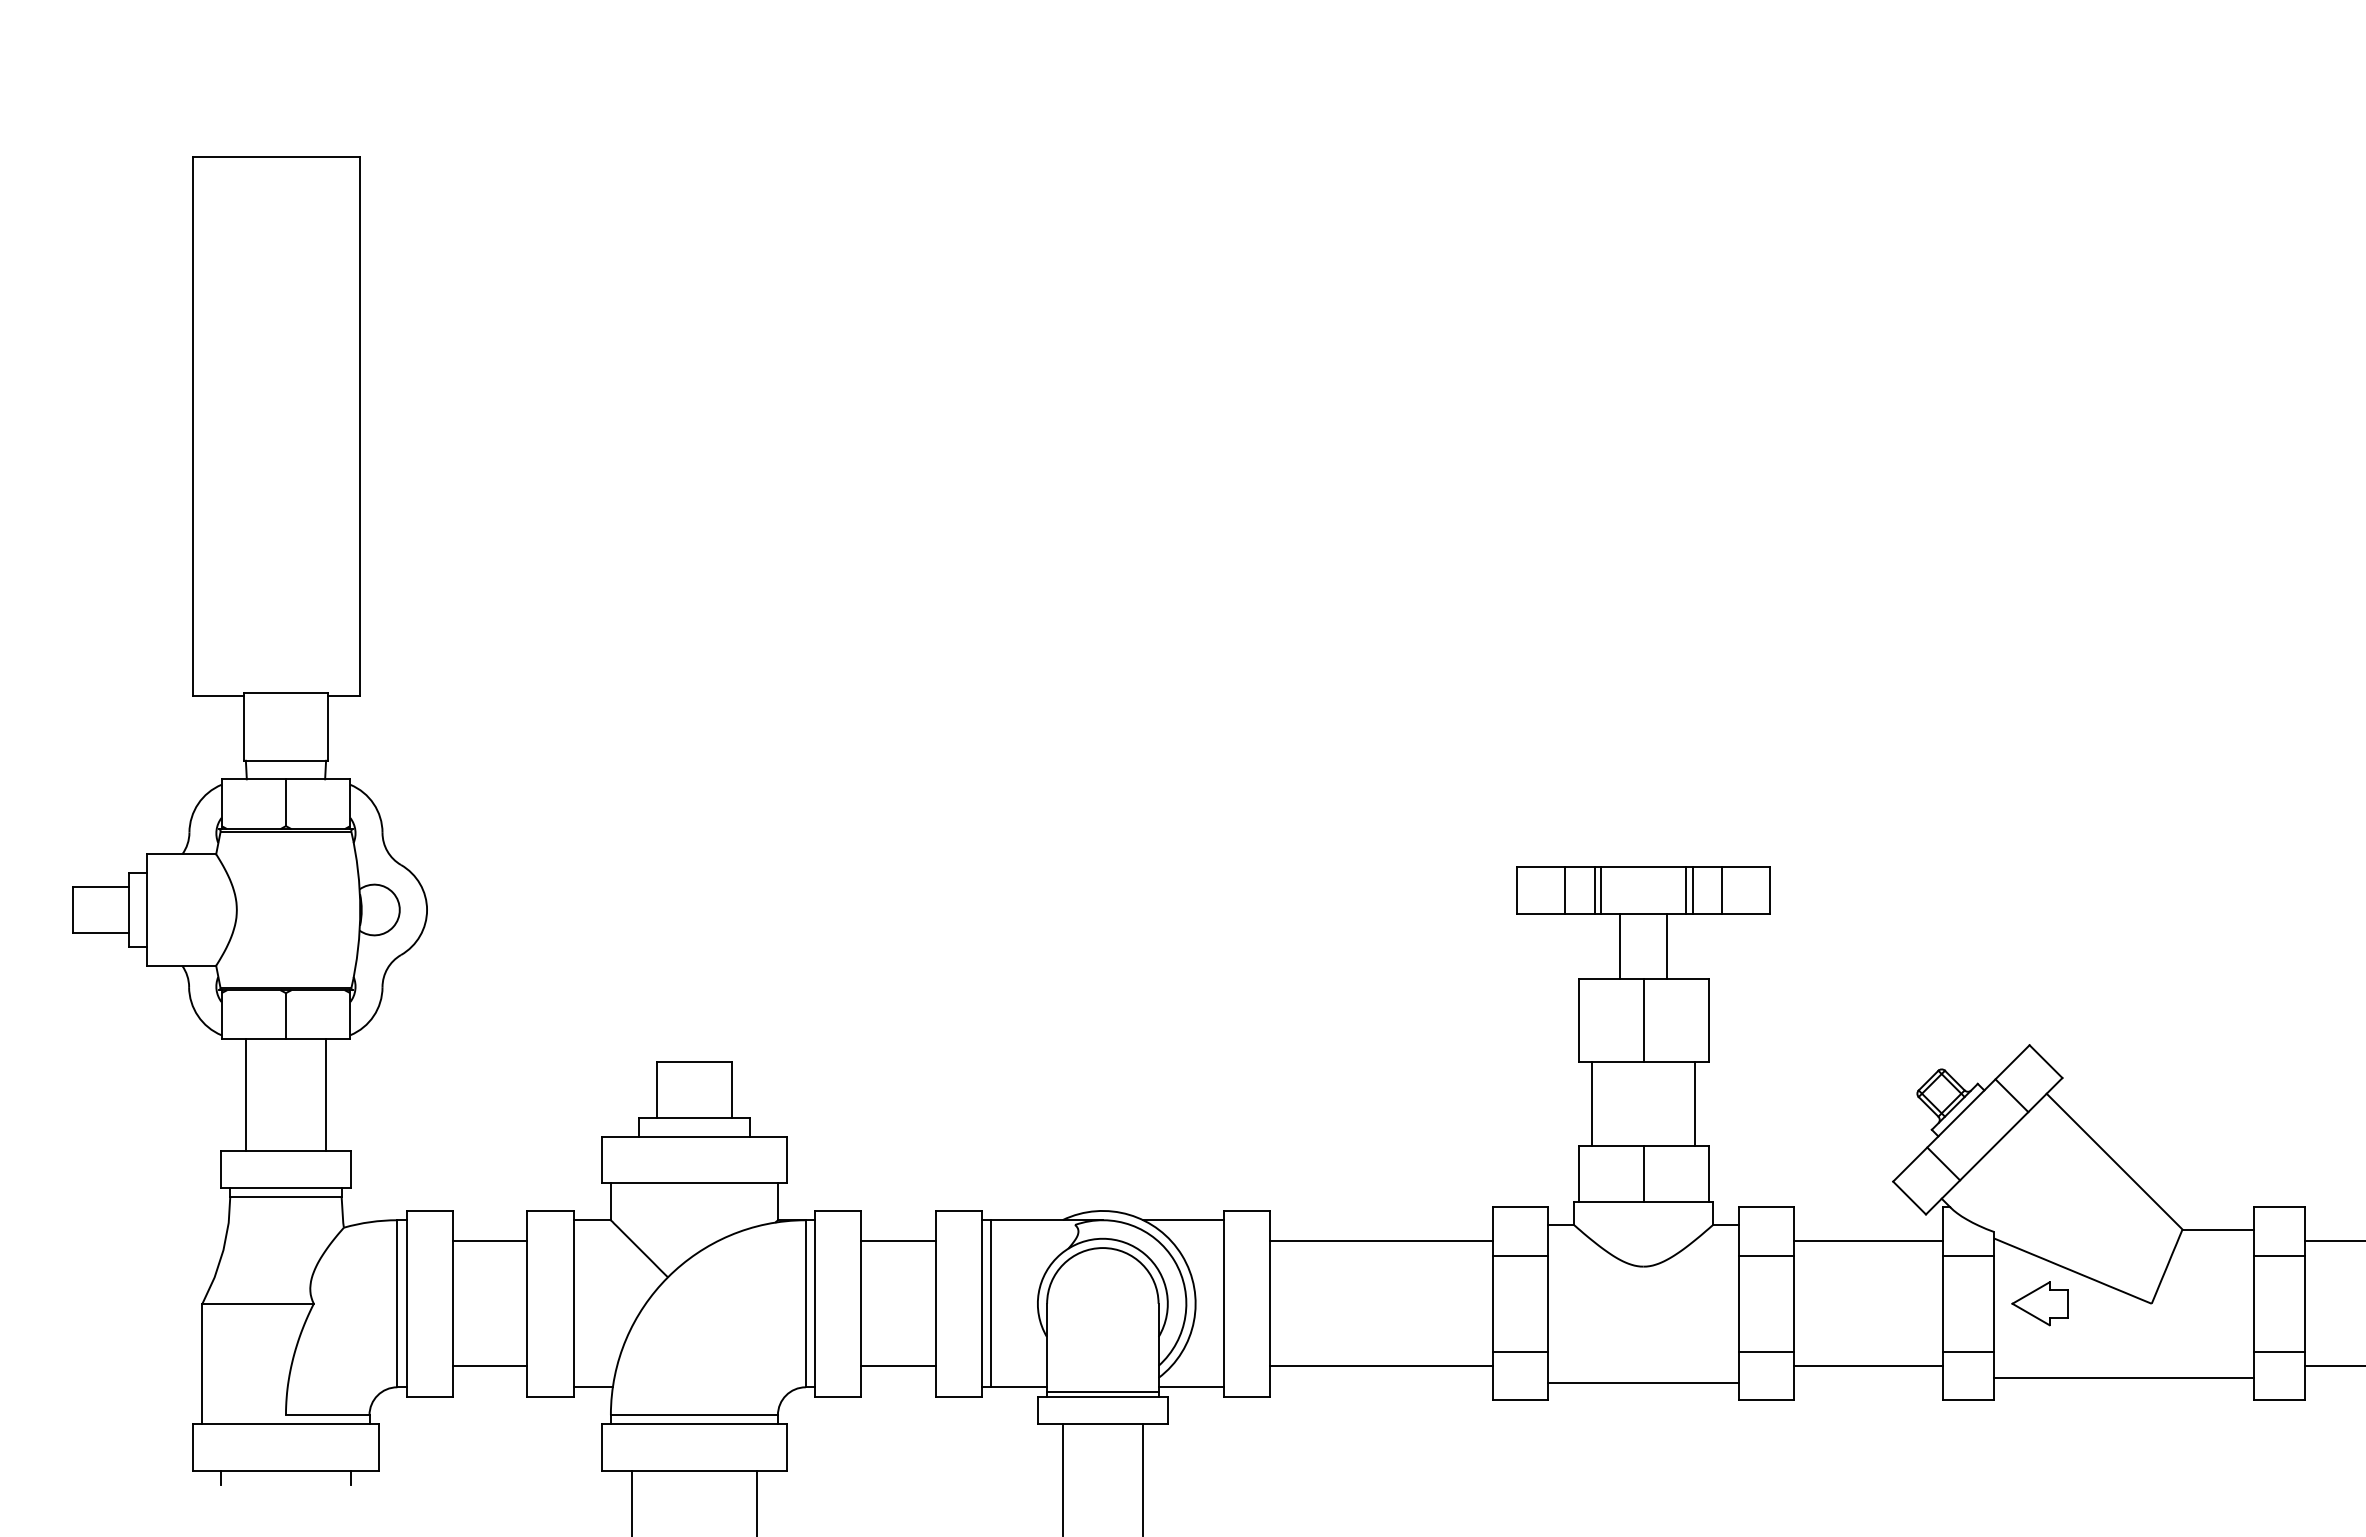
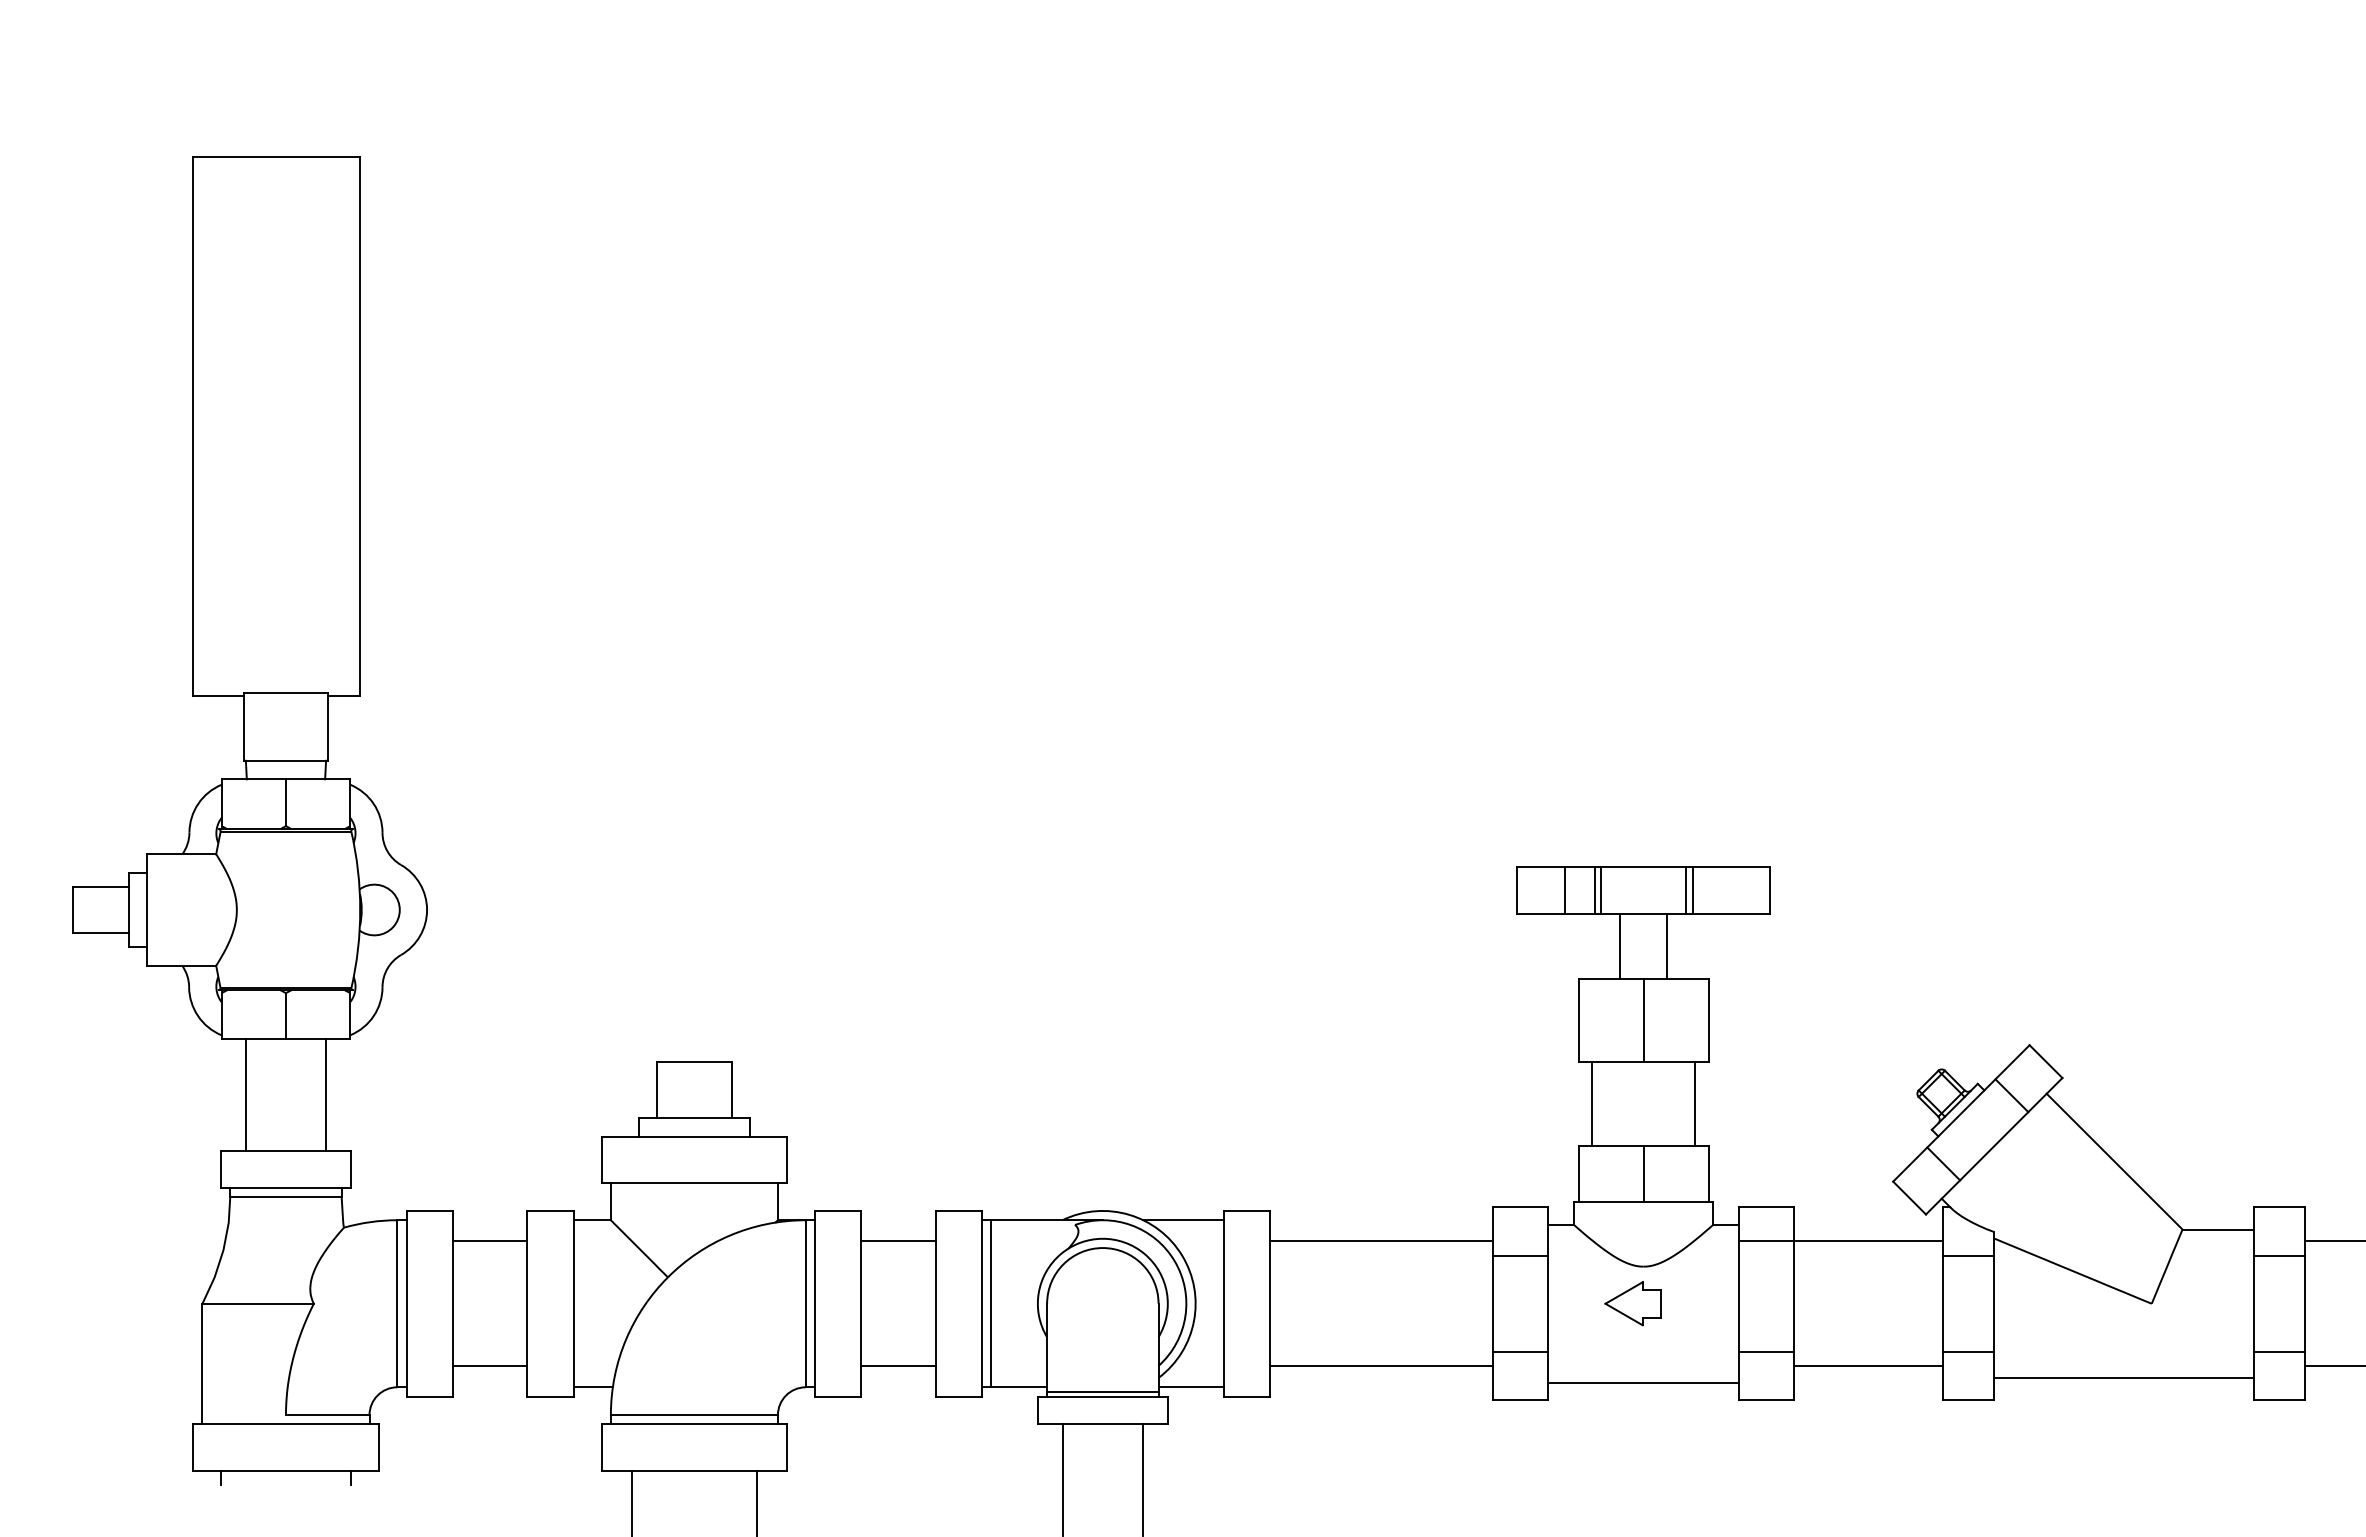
line: present -> none (1722, 890)
line position: (1766, 1255) -> (1766, 1240) (1766, 1240)
part position: (2039, 1303) -> (1632, 1303) (1632, 1303)
